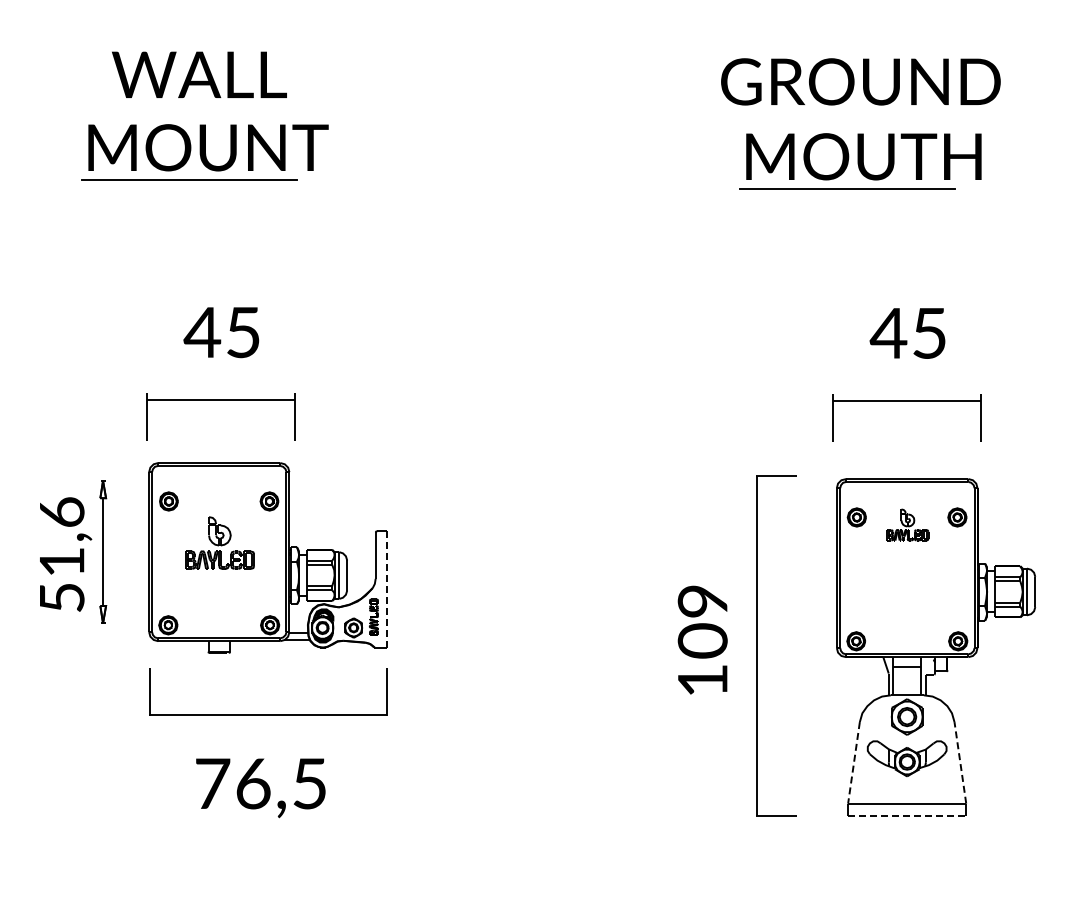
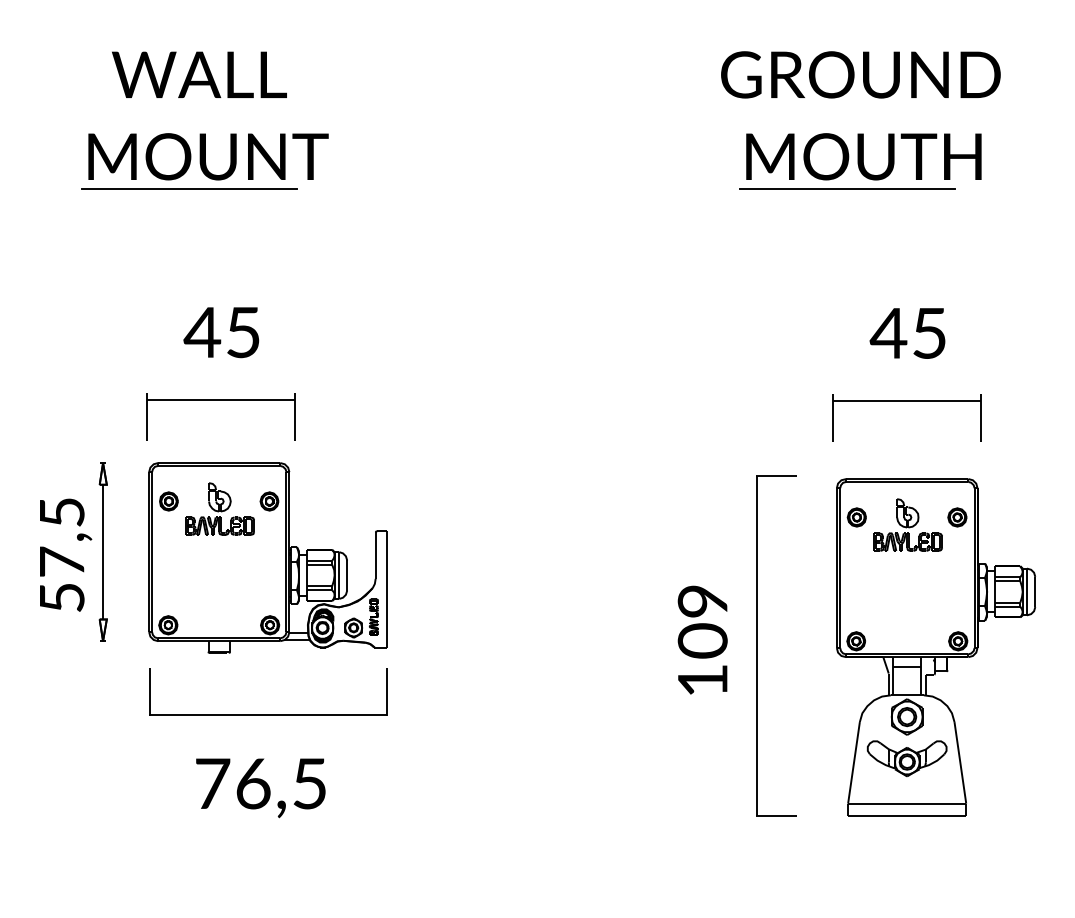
text position: (860, 81) -> (860, 74) (860, 74)
part position: (204, 152) -> (204, 161) (204, 161)
part size: 44x34 px -> 70x54 px (907, 524)
text: 51,6 -> 57,5 (62, 536)
part position: (219, 542) -> (219, 508) (219, 508)
part size: 9x144 px -> 10x180 px (102, 551)
line: dashed -> solid (386, 588)
line: dashed -> solid (960, 762)
line: dashed -> solid (853, 763)
line: dashed -> solid (907, 816)
